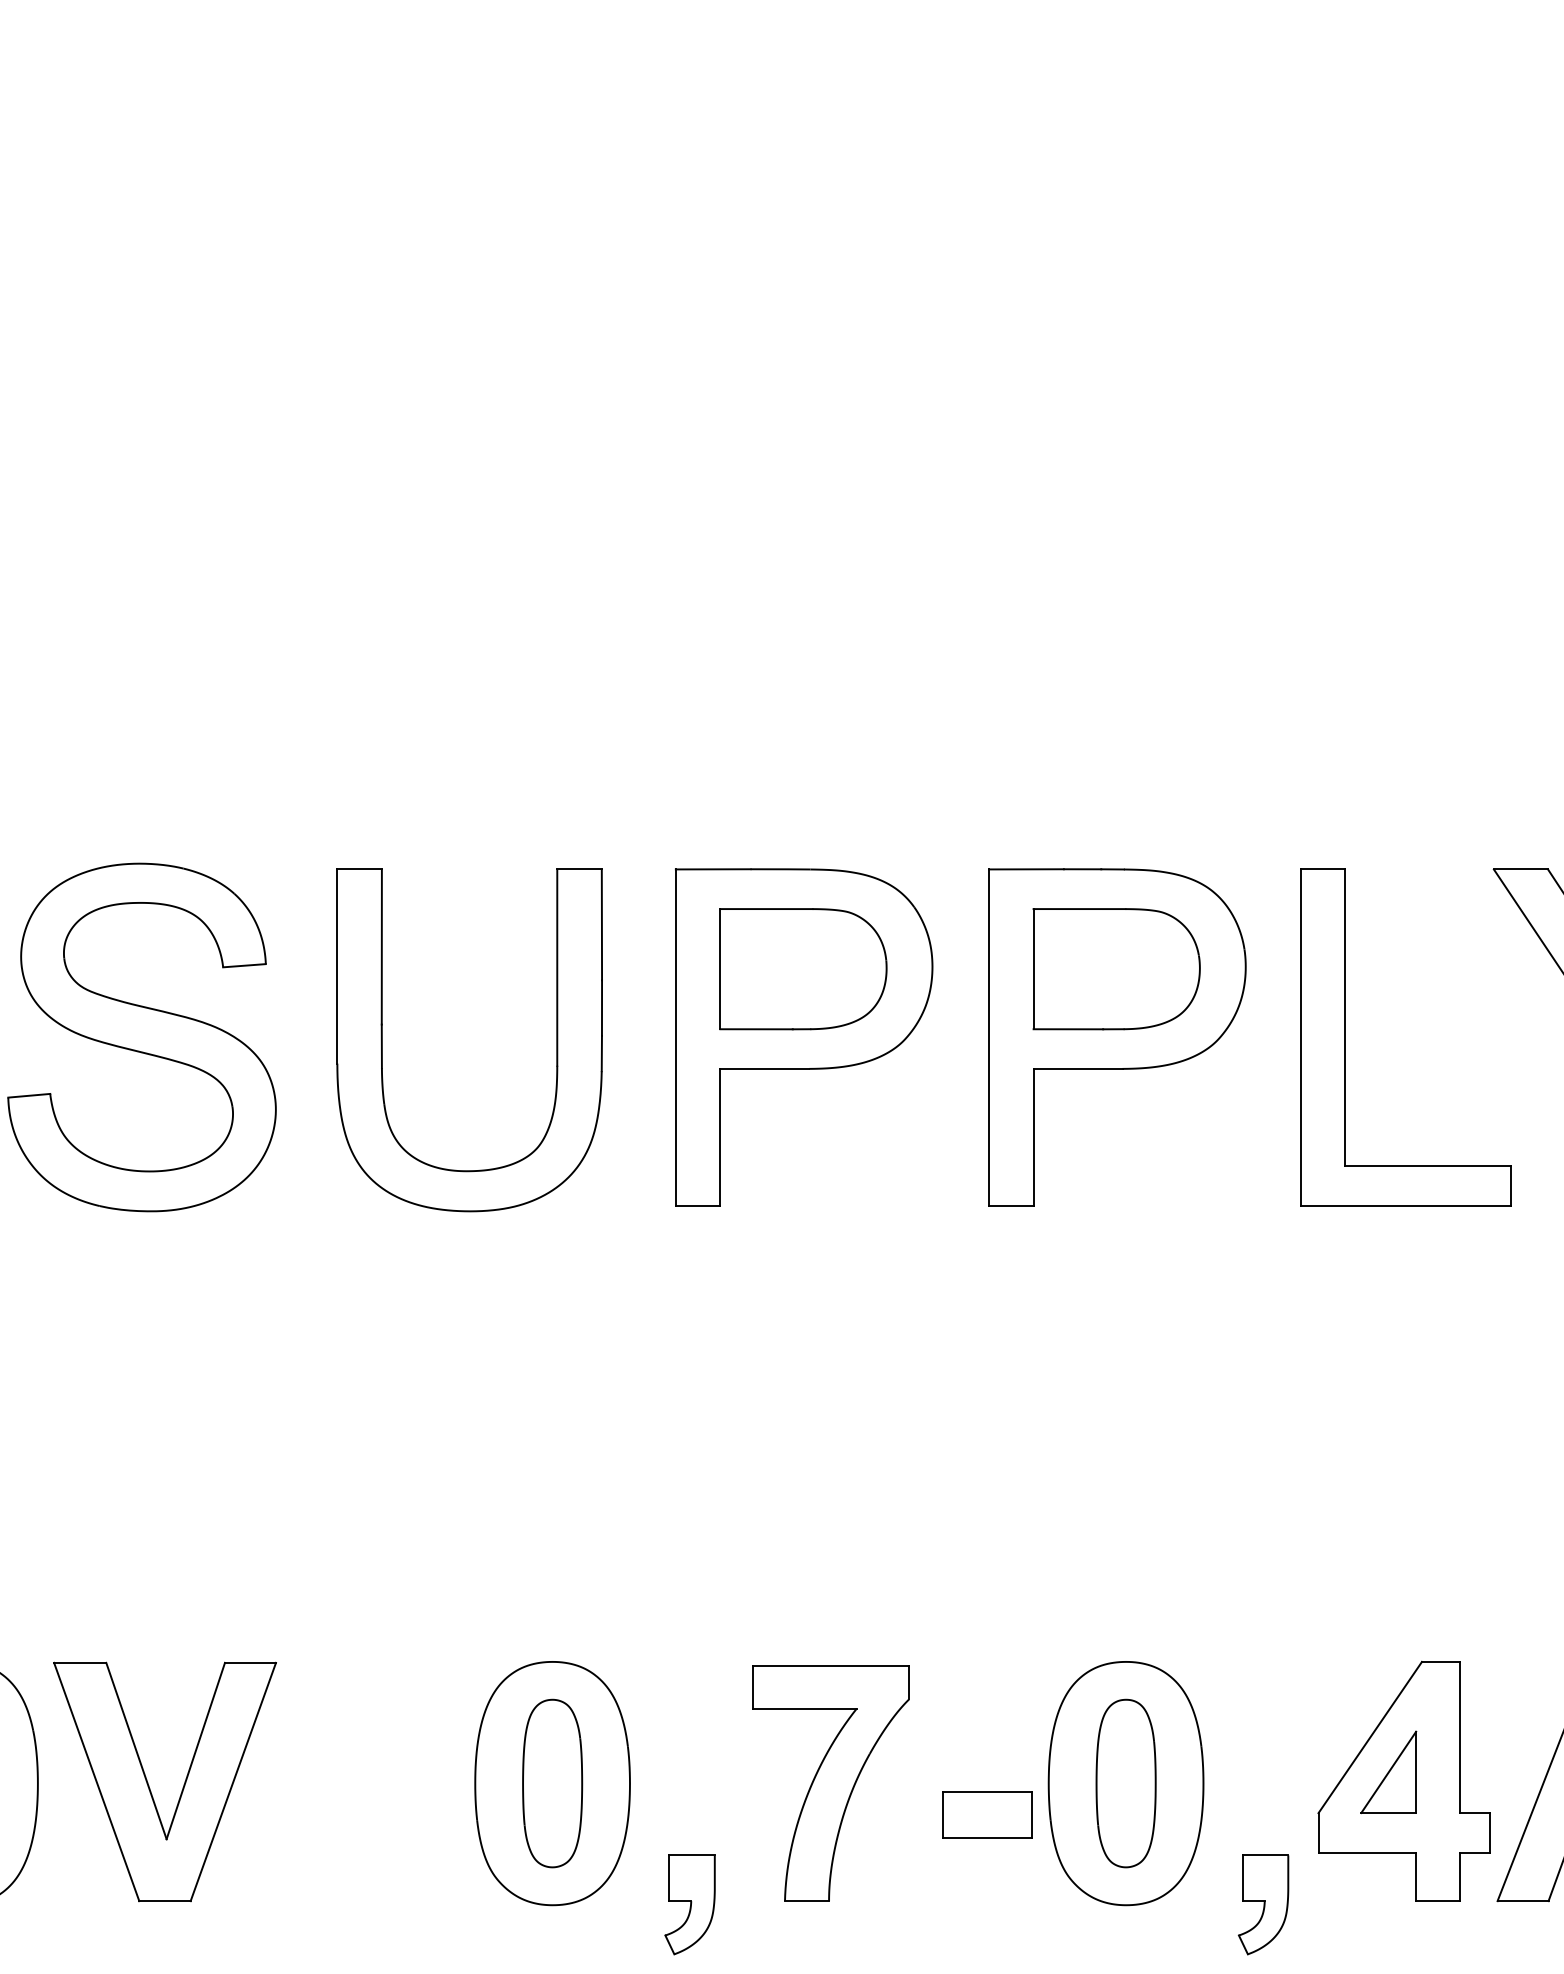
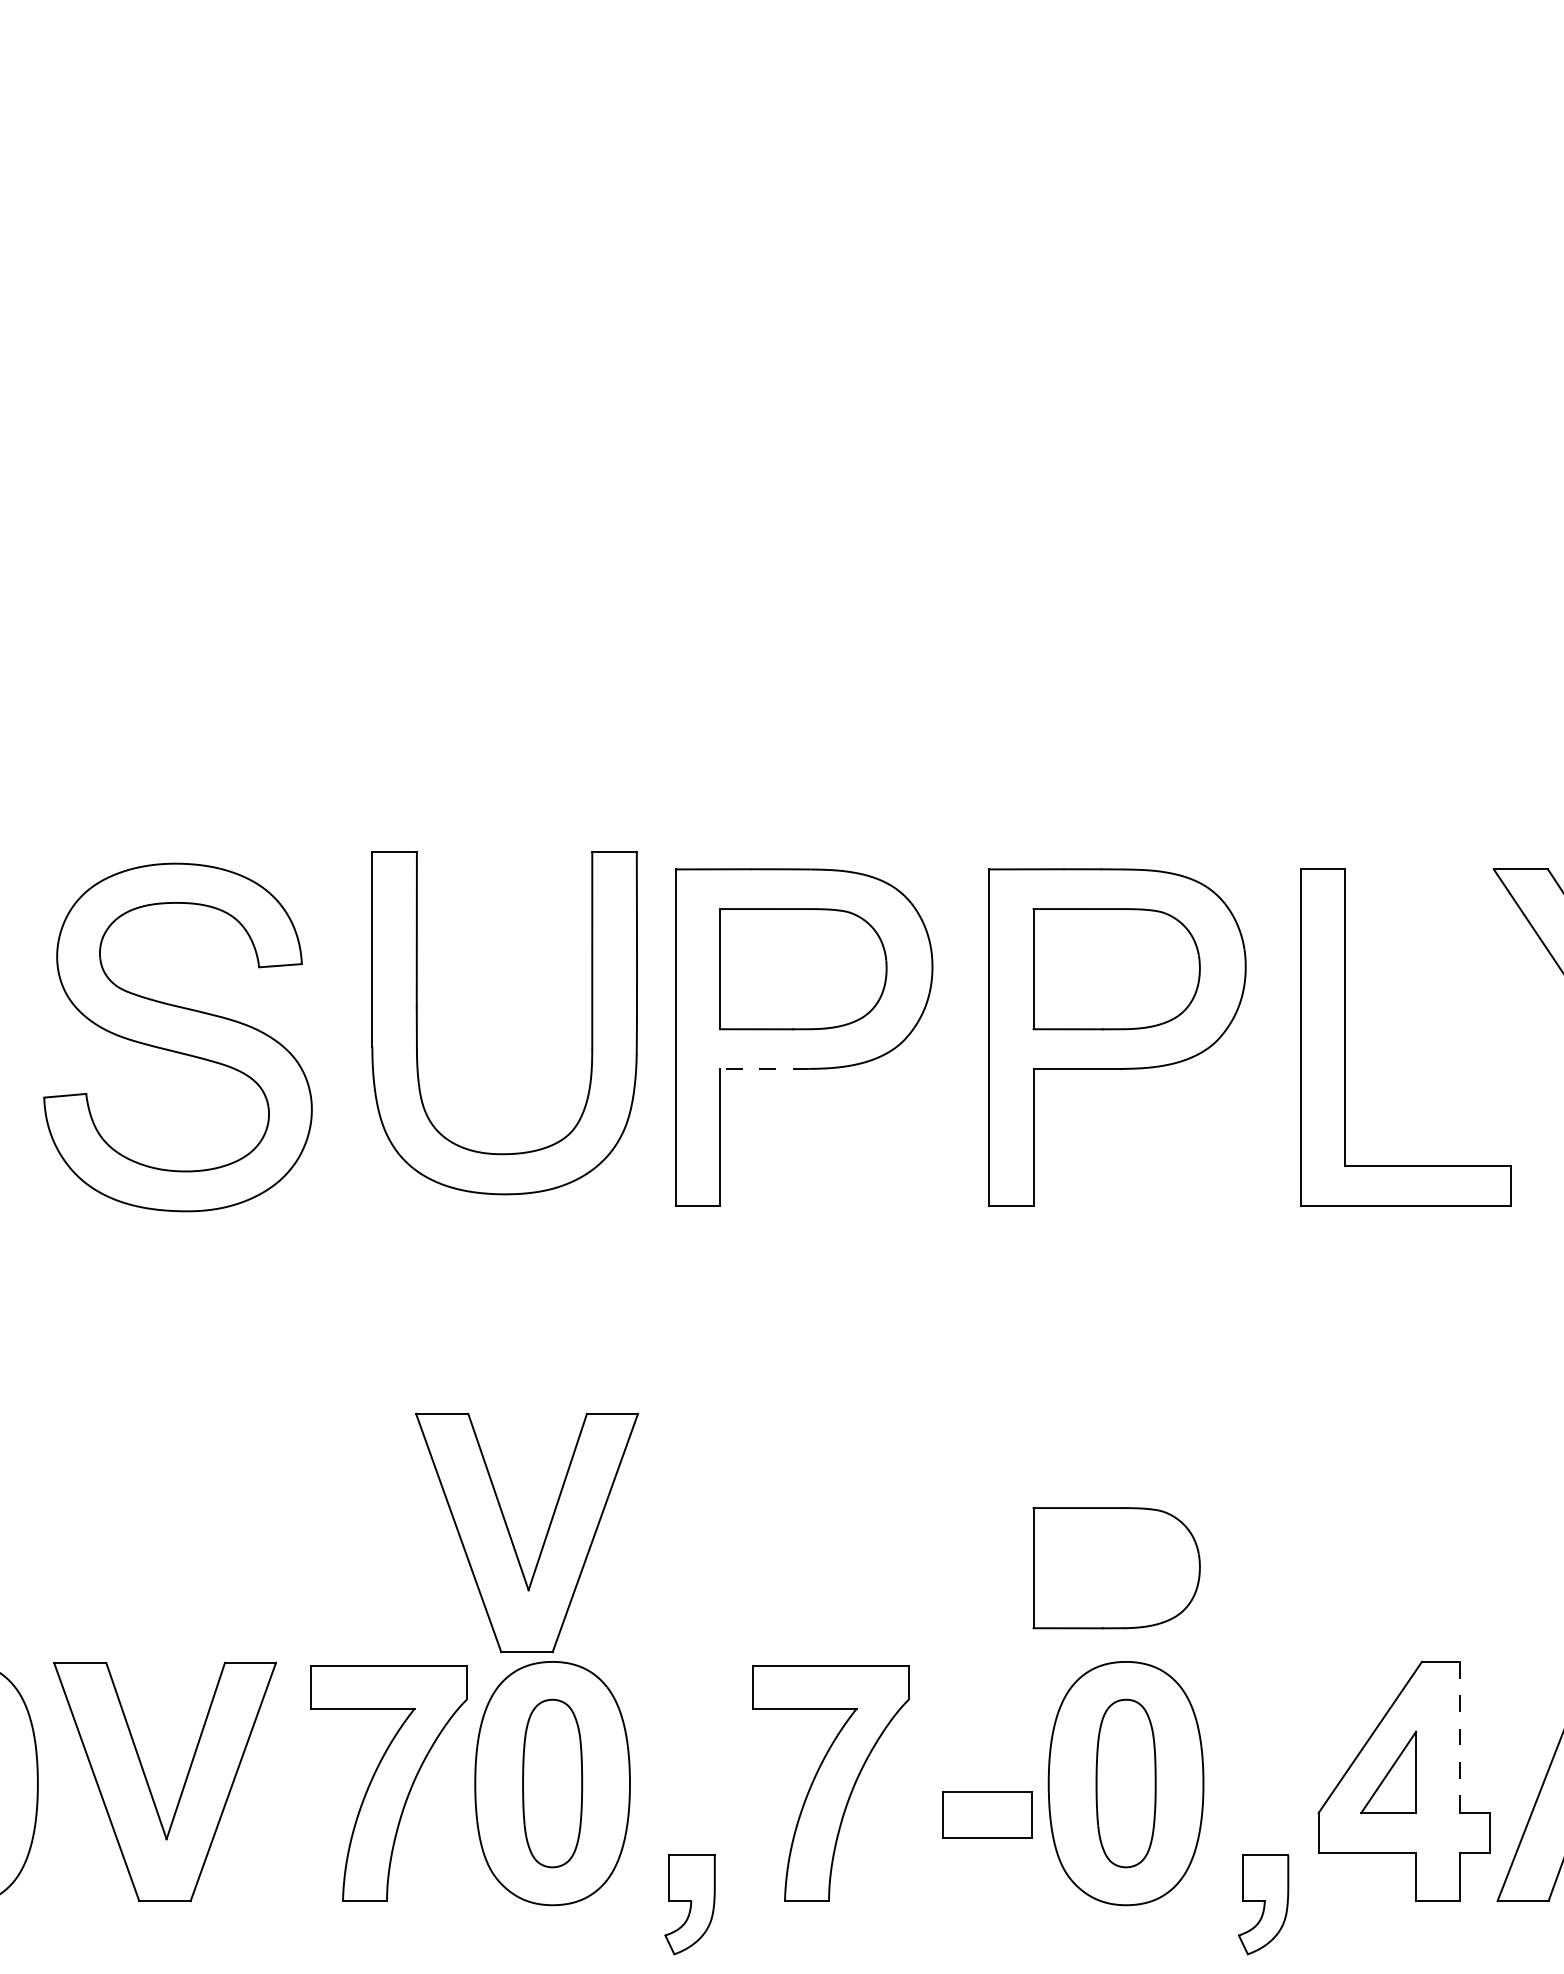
part position: (141, 1037) -> (177, 1037) (177, 1037)
part position: (382, 1040) -> (417, 1023) (417, 1023)
line: solid -> dashed (764, 1068)
part: none -> present (511, 1536)
part: none -> present (1116, 1568)
line: solid -> dashed (1460, 1737)
part: none -> present (388, 1783)
